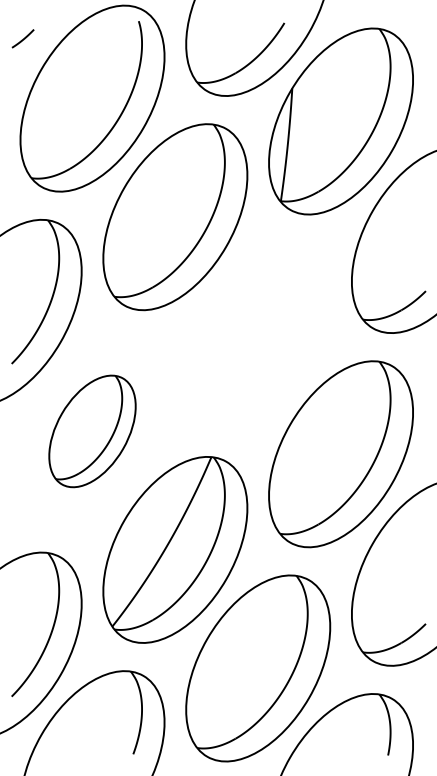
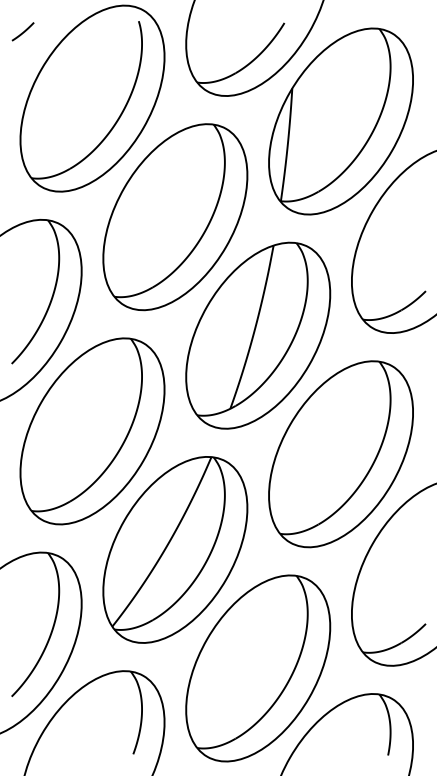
line position: (23, 38) -> (23, 31) (23, 31)
part: none -> present (258, 335)
part size: 89x115 px -> 147x189 px (92, 431)
